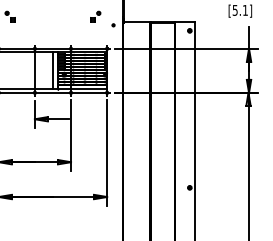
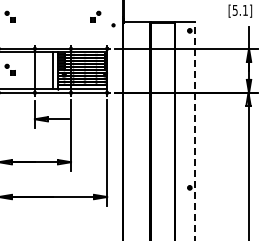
part: none -> present (9, 69)
line: solid -> dashed (195, 131)
